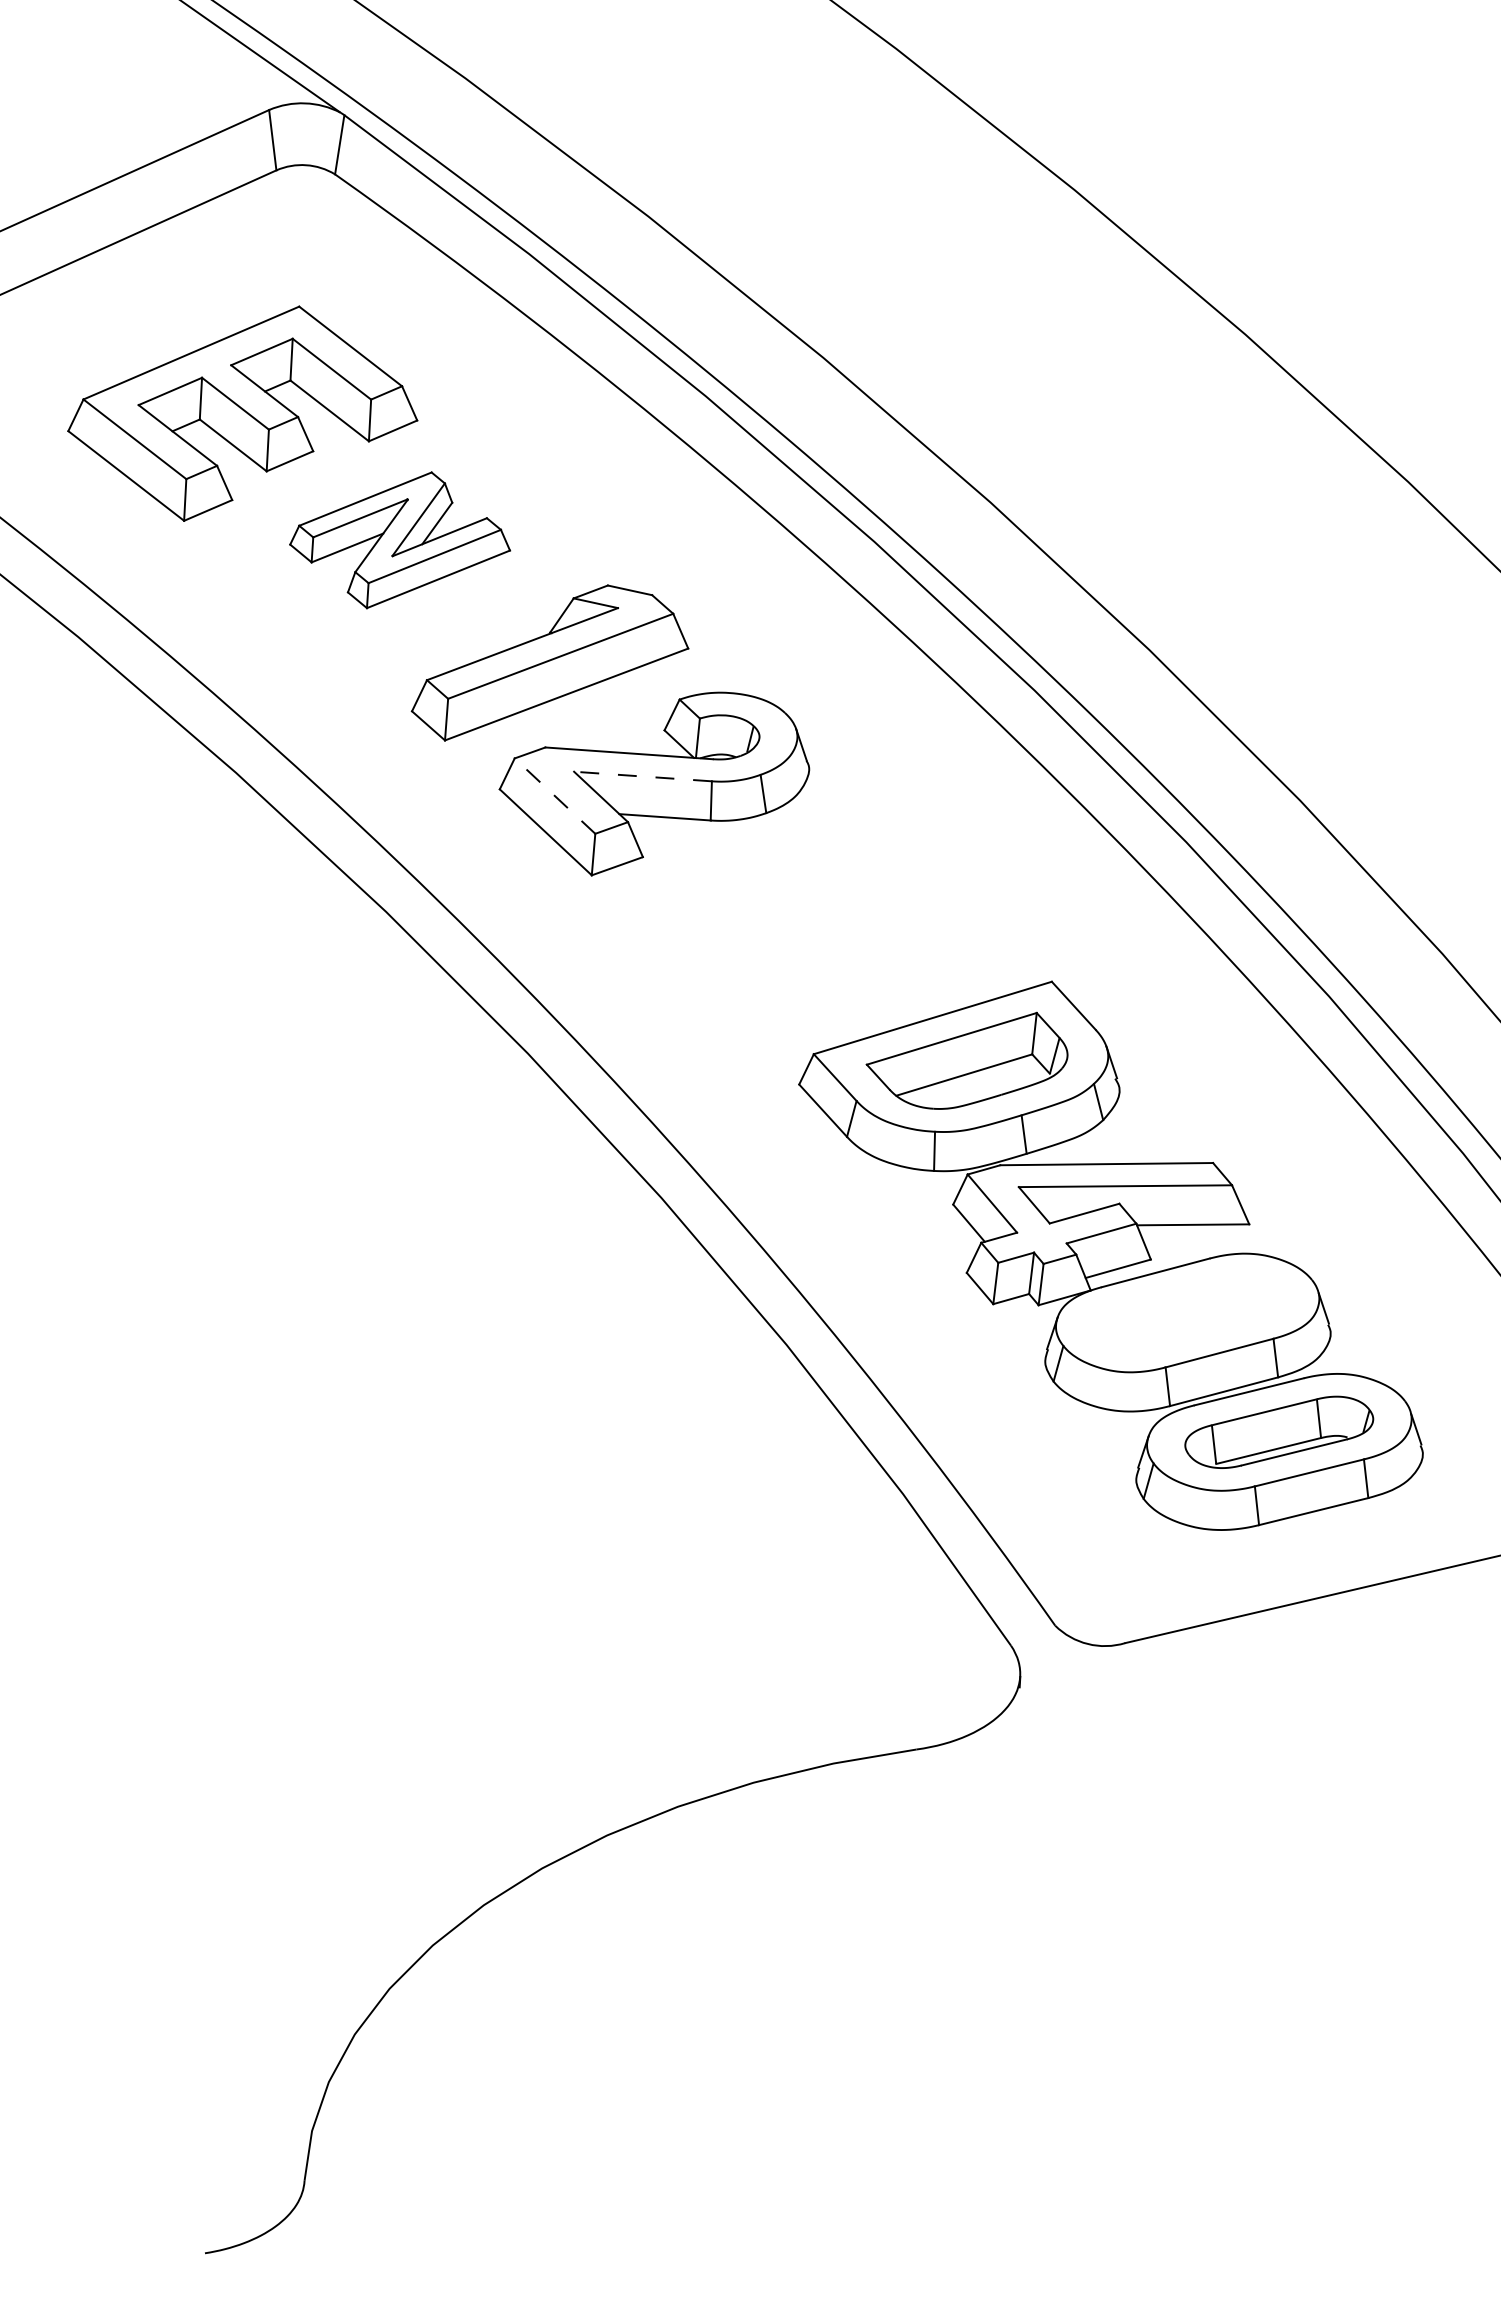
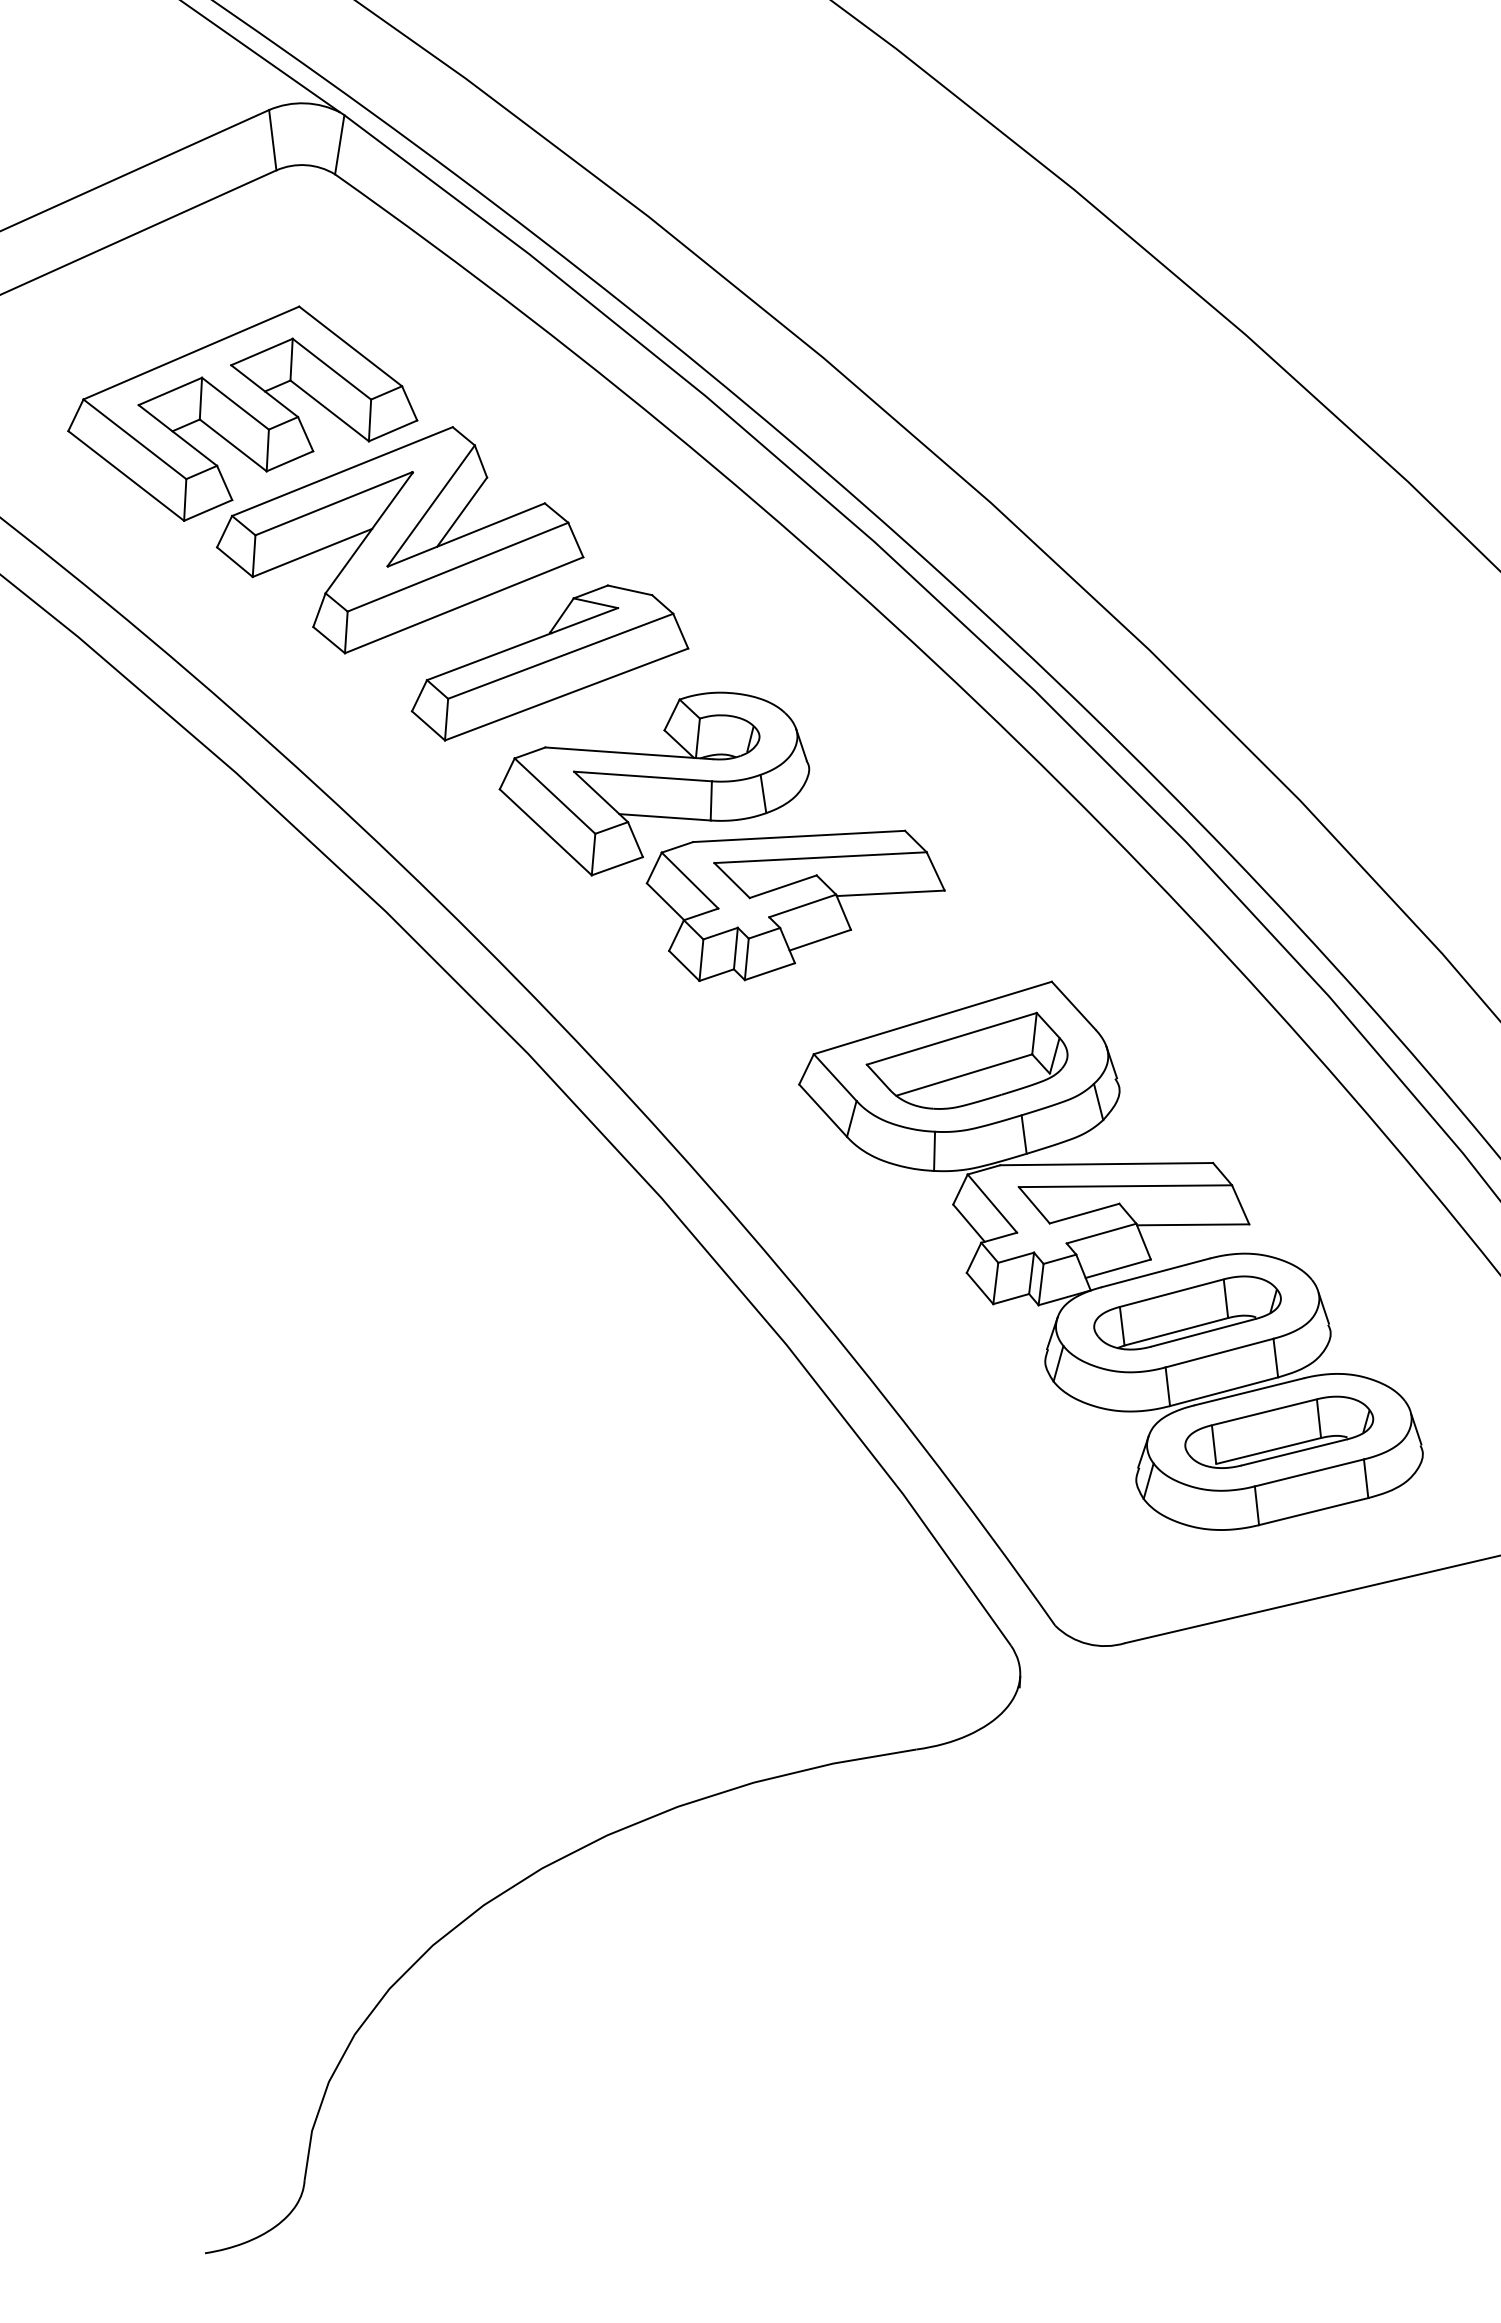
part size: 223x139 px -> 370x229 px (399, 540)
line: dashed -> solid (642, 776)
line: dashed -> solid (554, 795)
part: none -> present (795, 905)
part: none -> present (1187, 1312)
